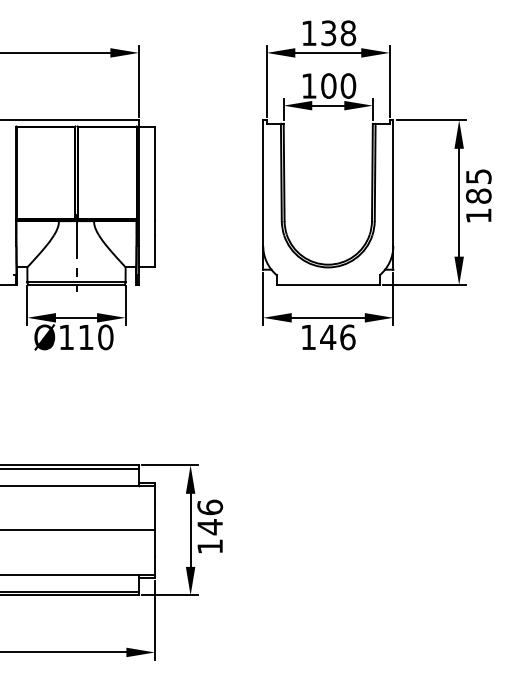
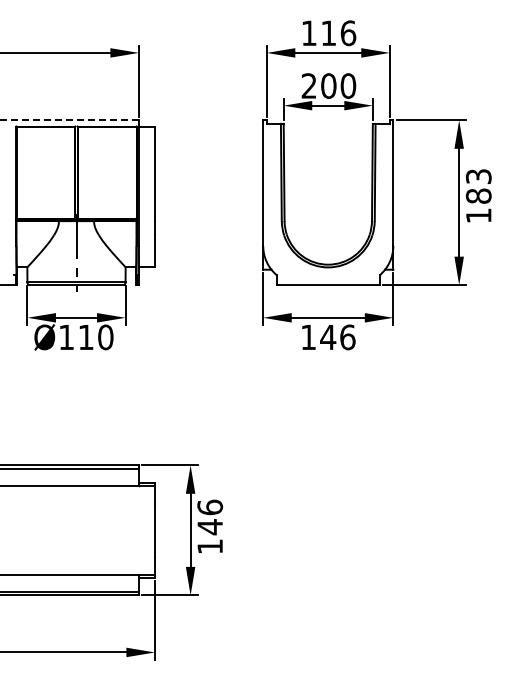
text: 138 -> 116 (338, 33)
text: 100 -> 200 (308, 85)
line: solid -> dashed (68, 120)
text: 185 -> 183 (477, 176)
line: present -> none (78, 530)
